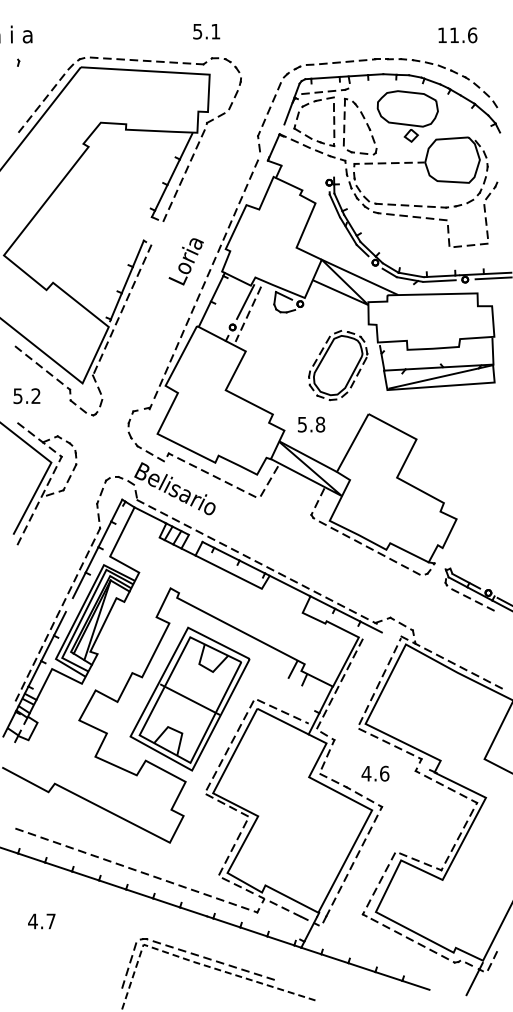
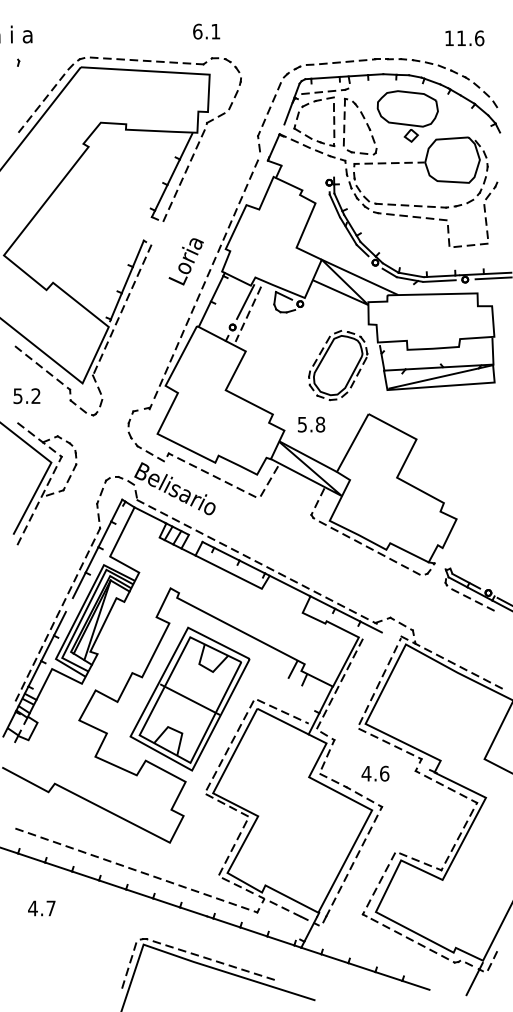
text: 5.1 -> 6.1 (197, 31)
text position: (457, 35) -> (464, 38) (464, 38)
text position: (41, 921) -> (41, 908) (41, 908)
line: dashed -> solid (194, 962)
